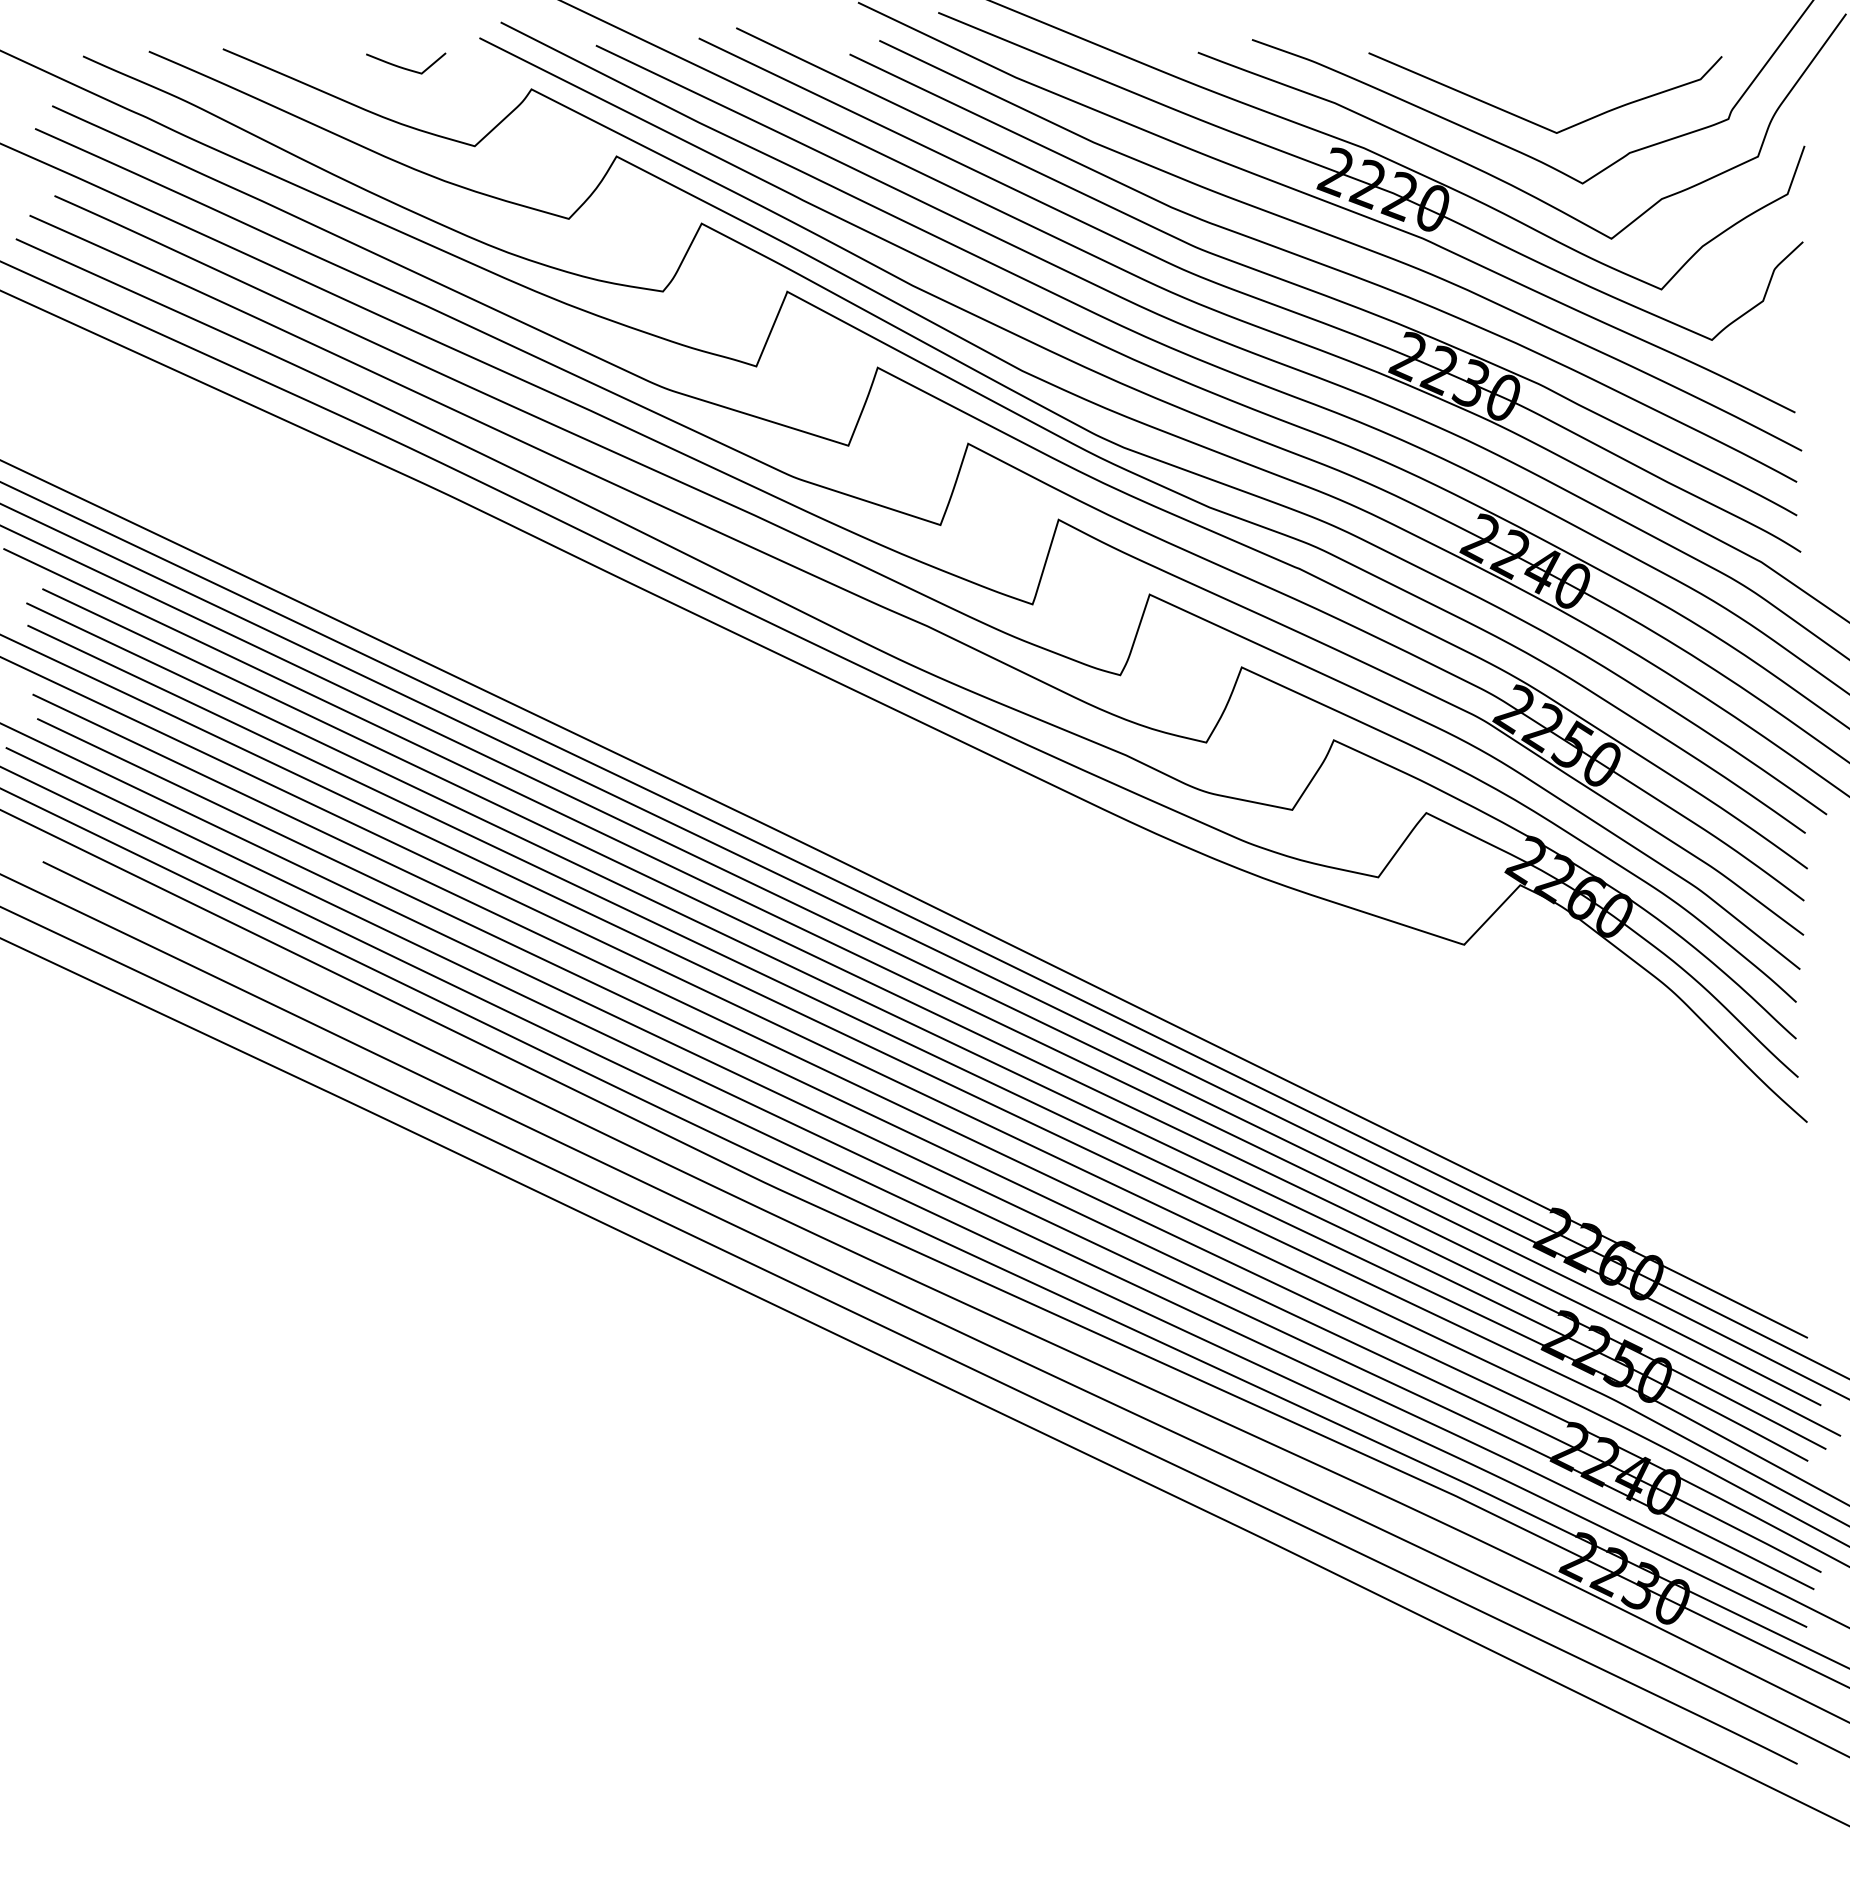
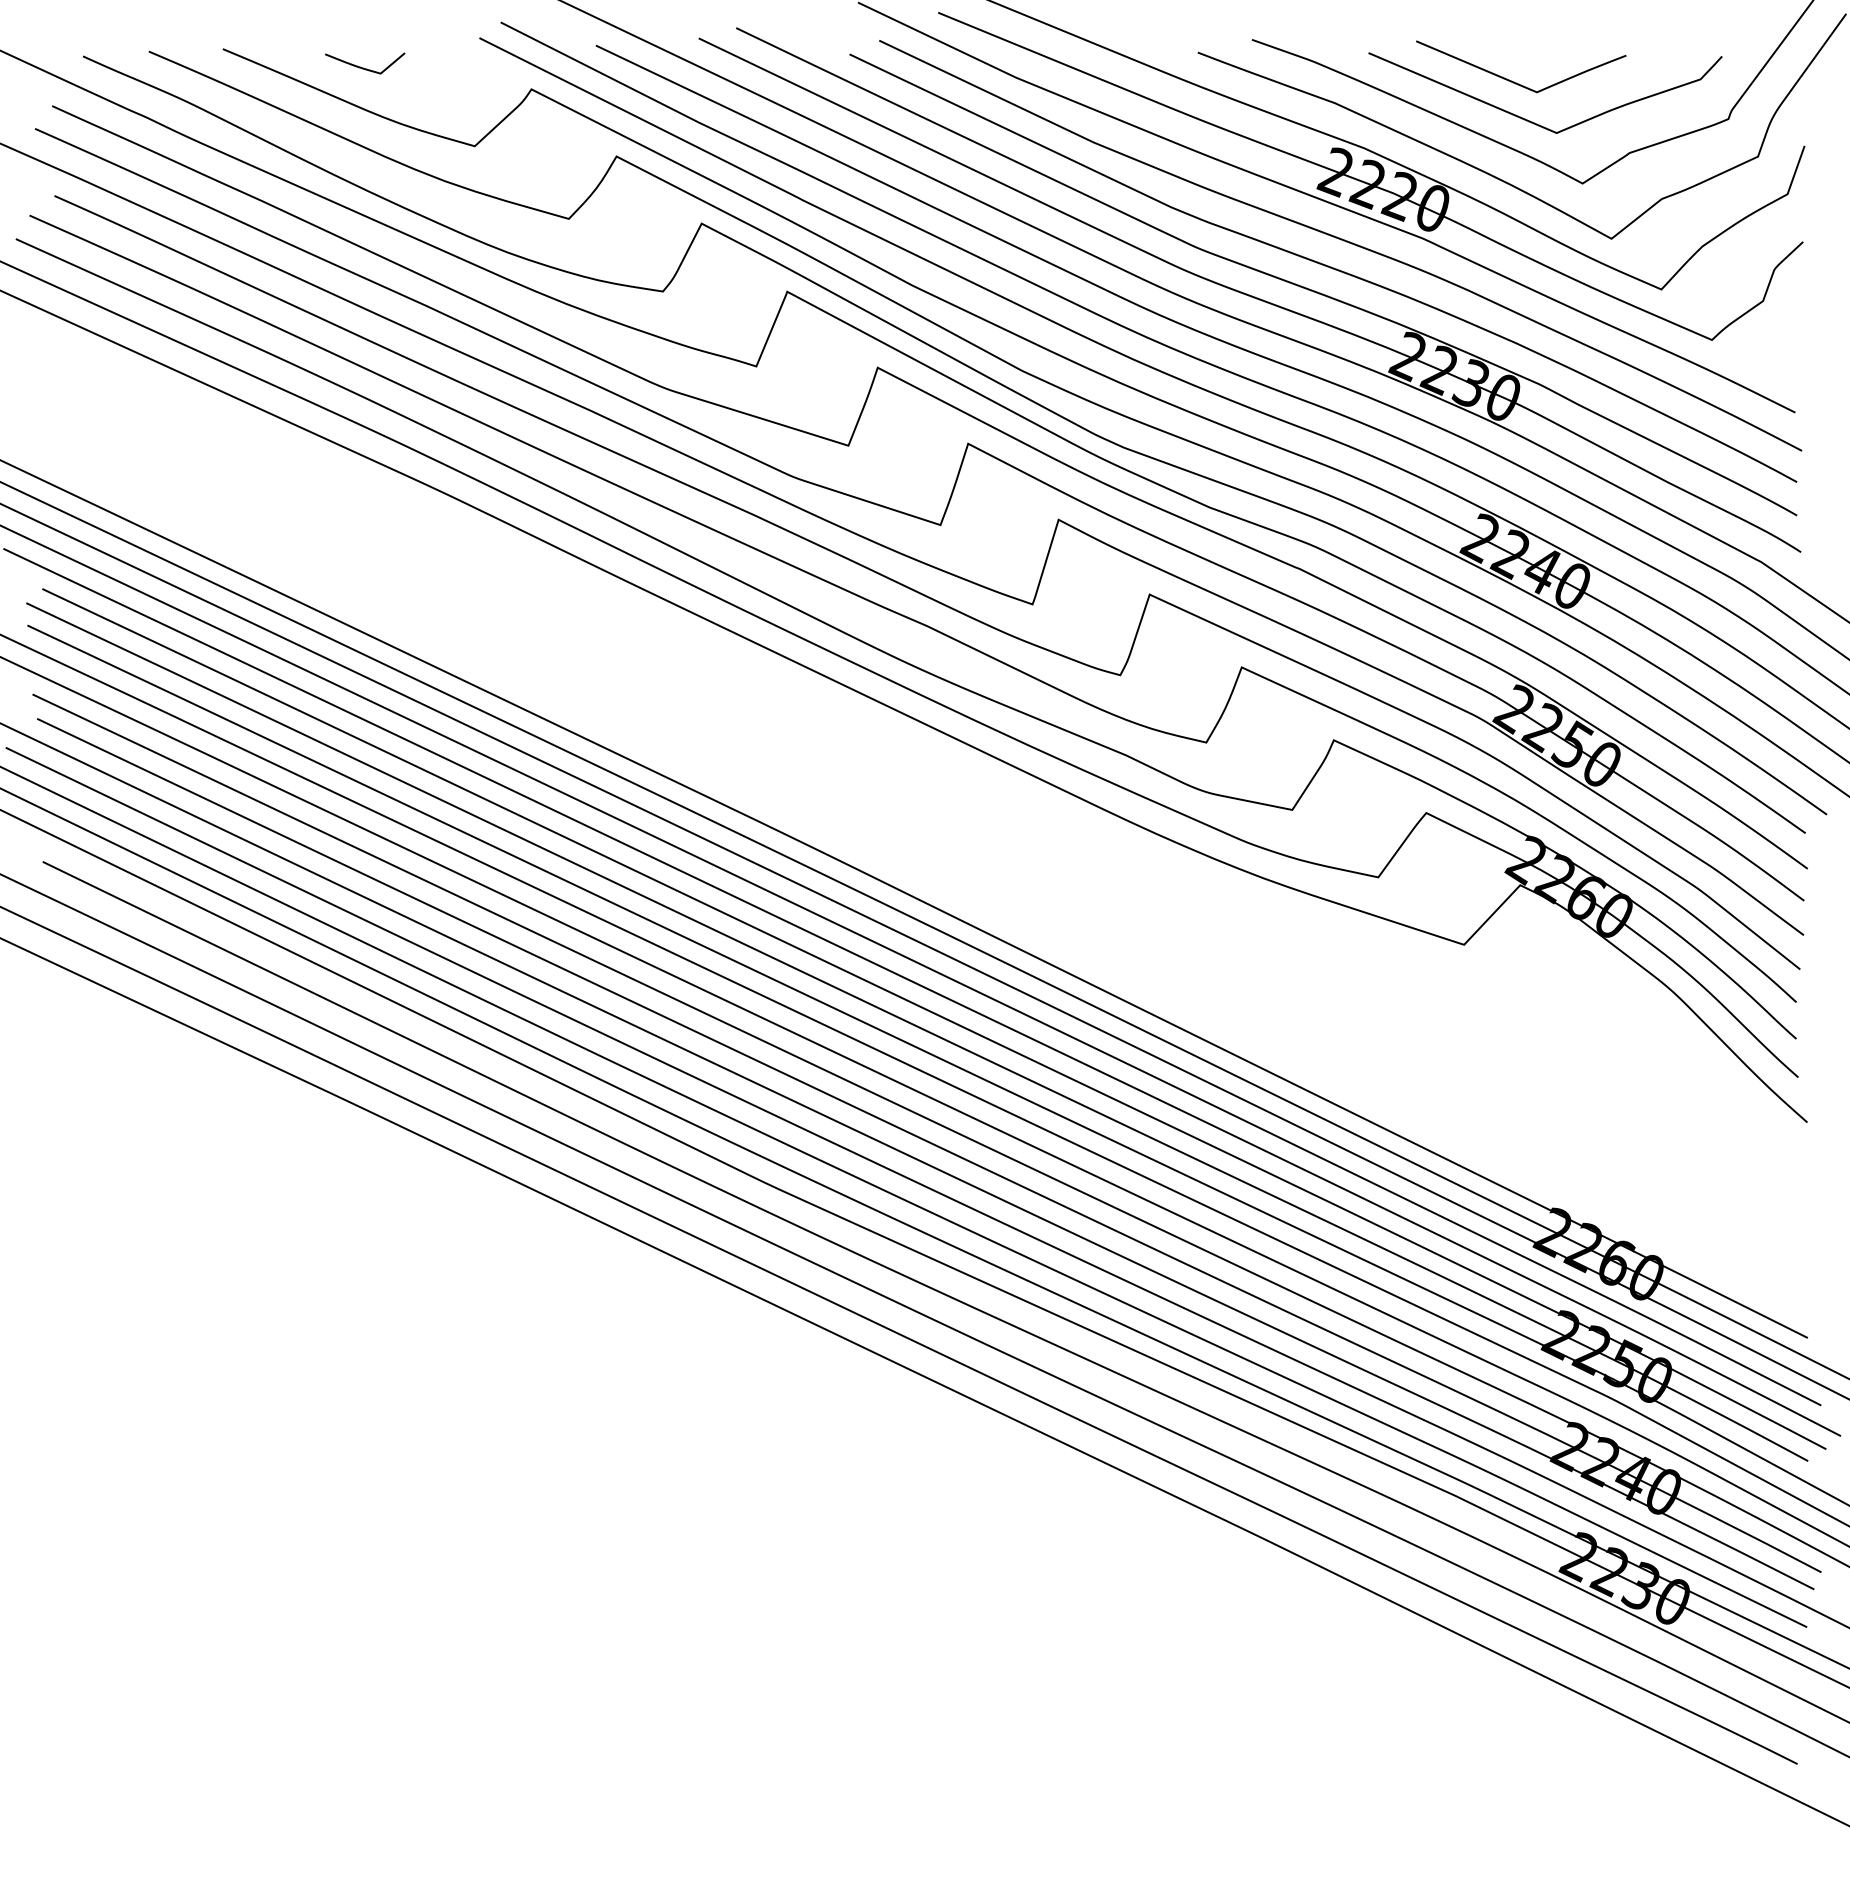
curve position: (404, 67) -> (363, 67) (363, 67)
curve: none -> present (1514, 81)
